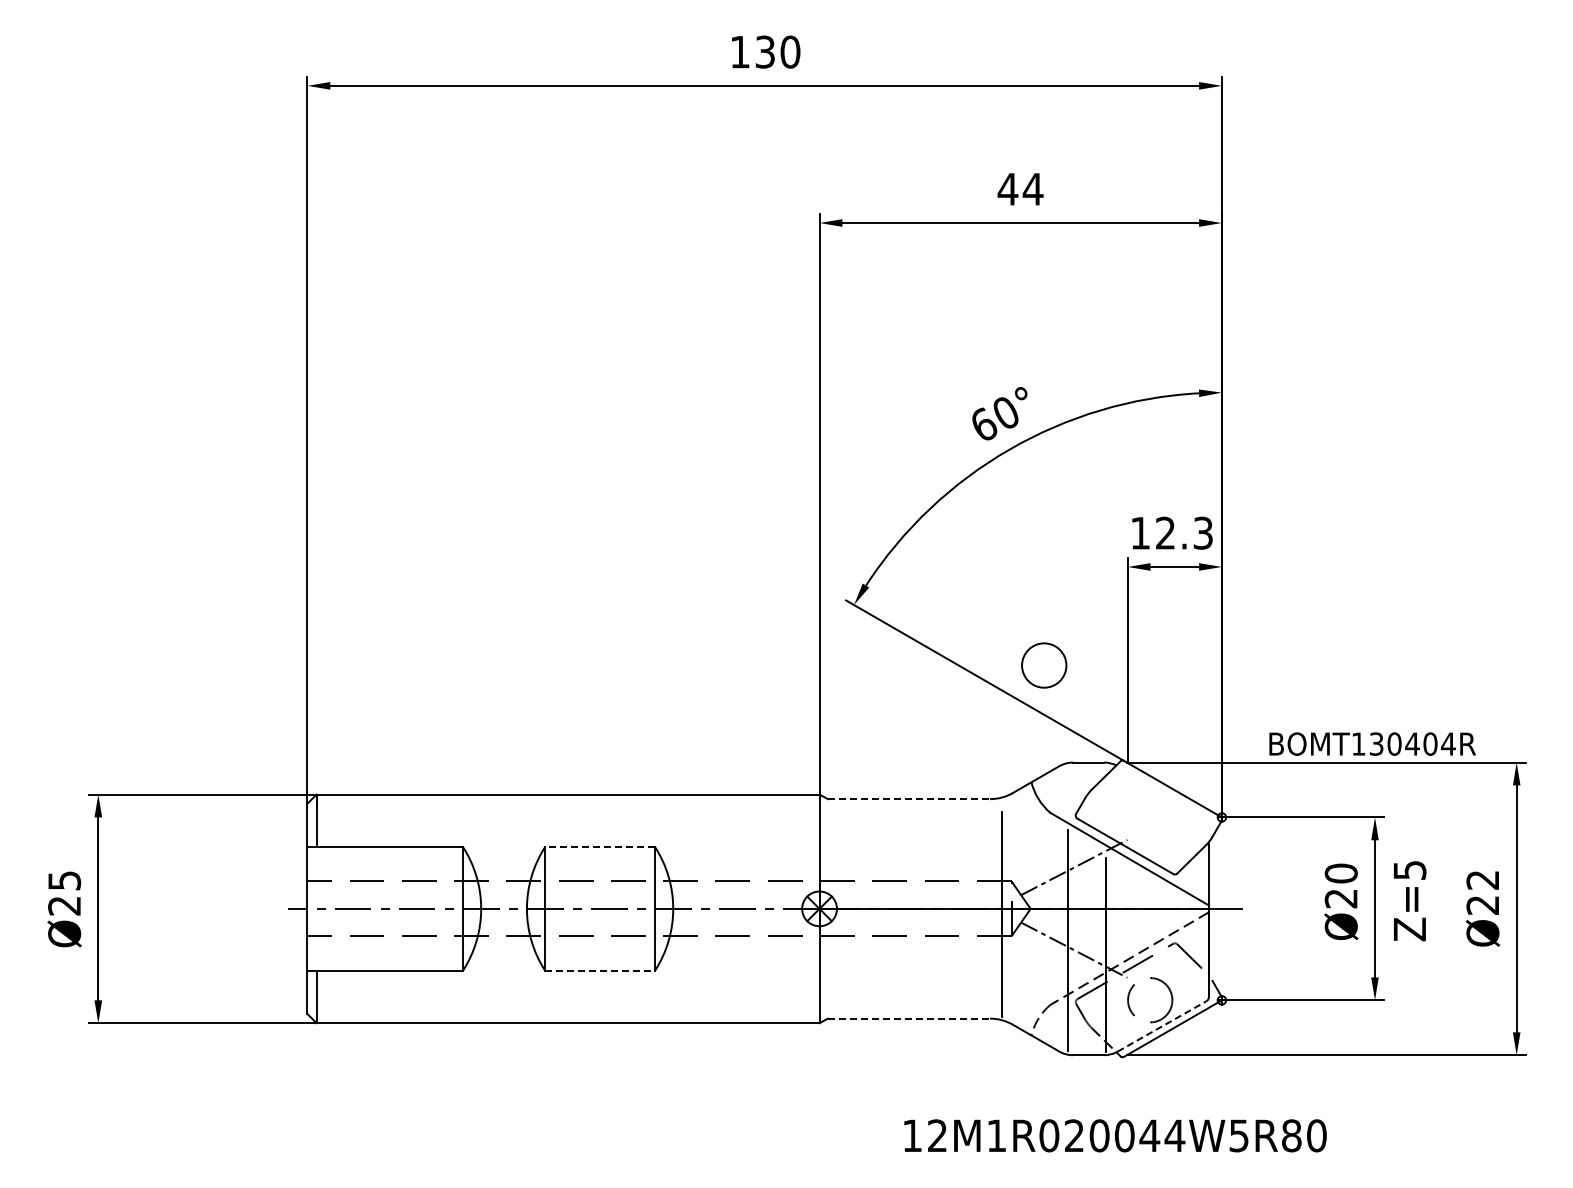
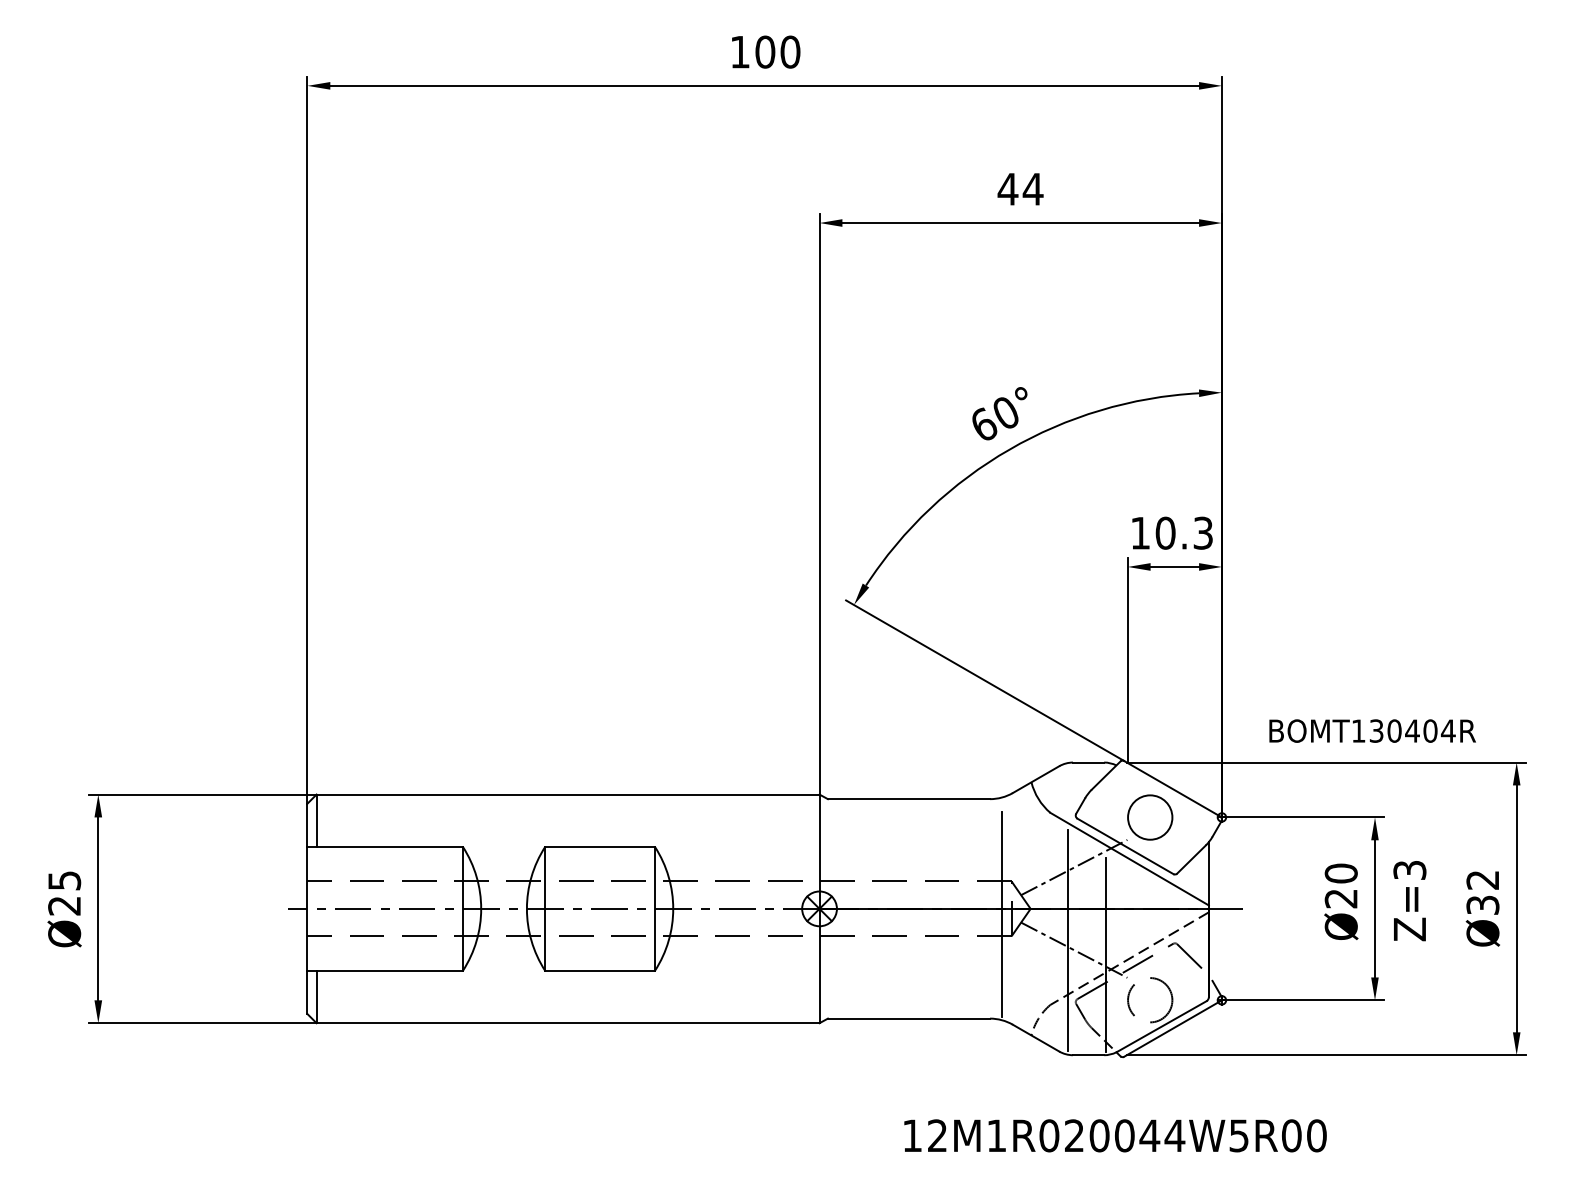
text: 130 -> 100 (765, 51)
text: 12.3 -> 10.3 (1165, 532)
circle position: (1044, 665) -> (1150, 817) (1150, 817)
text position: (1372, 743) -> (1372, 730) (1372, 730)
line: dashed -> solid (909, 799)
line: dashed -> solid (600, 846)
text: Z=5 -> Z=3 (1409, 870)
text: Ø22 -> Ø32 (1482, 904)
line: dashed -> solid (600, 970)
line: dashed -> solid (909, 1018)
line: dashed -> solid (1162, 1026)
text: 12M1R020044W5R80 -> 12M1R020044W5R00 (1291, 1135)
